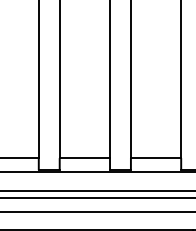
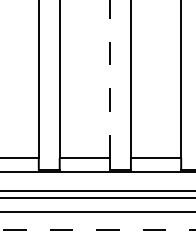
line: solid -> dashed (110, 79)
line: solid -> dashed (97, 230)
